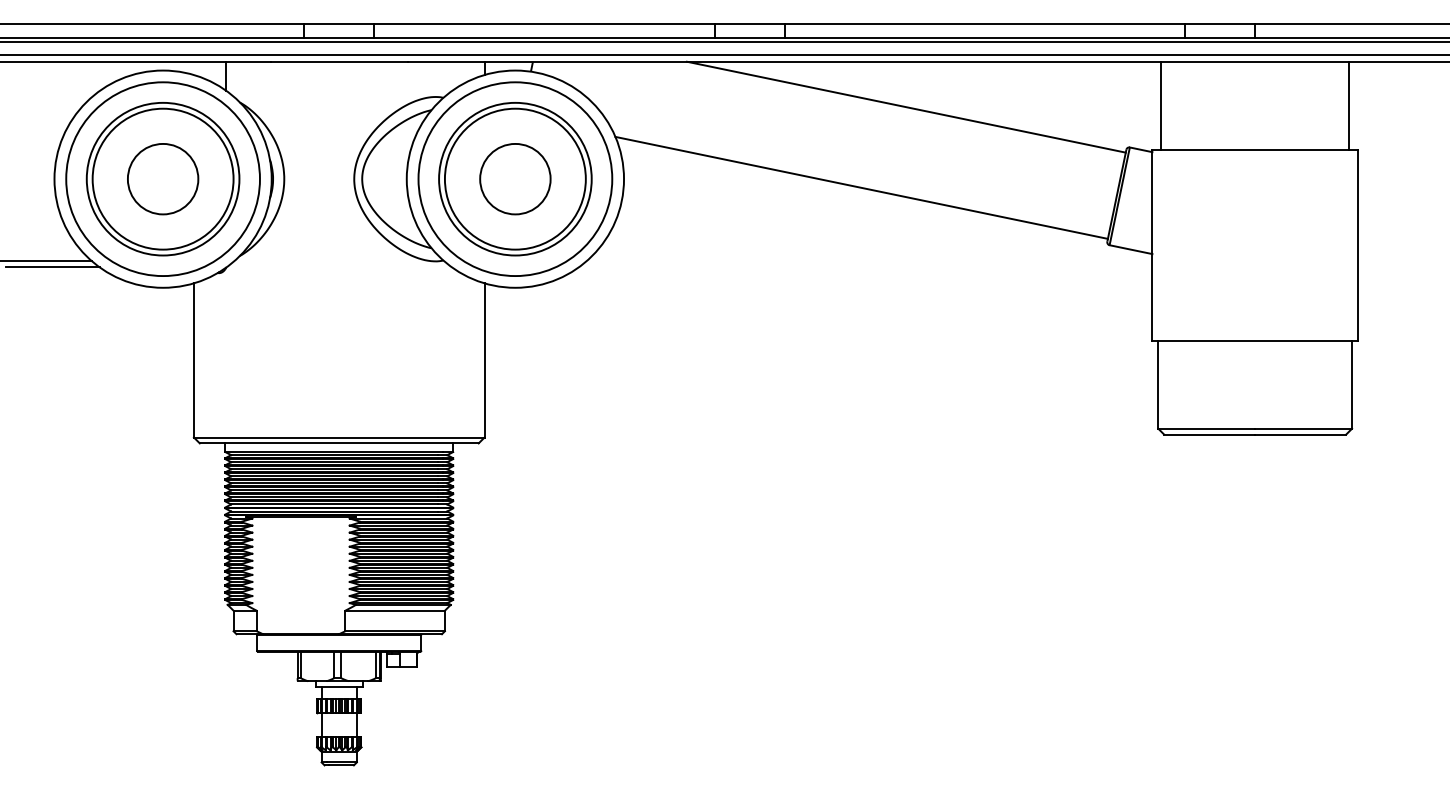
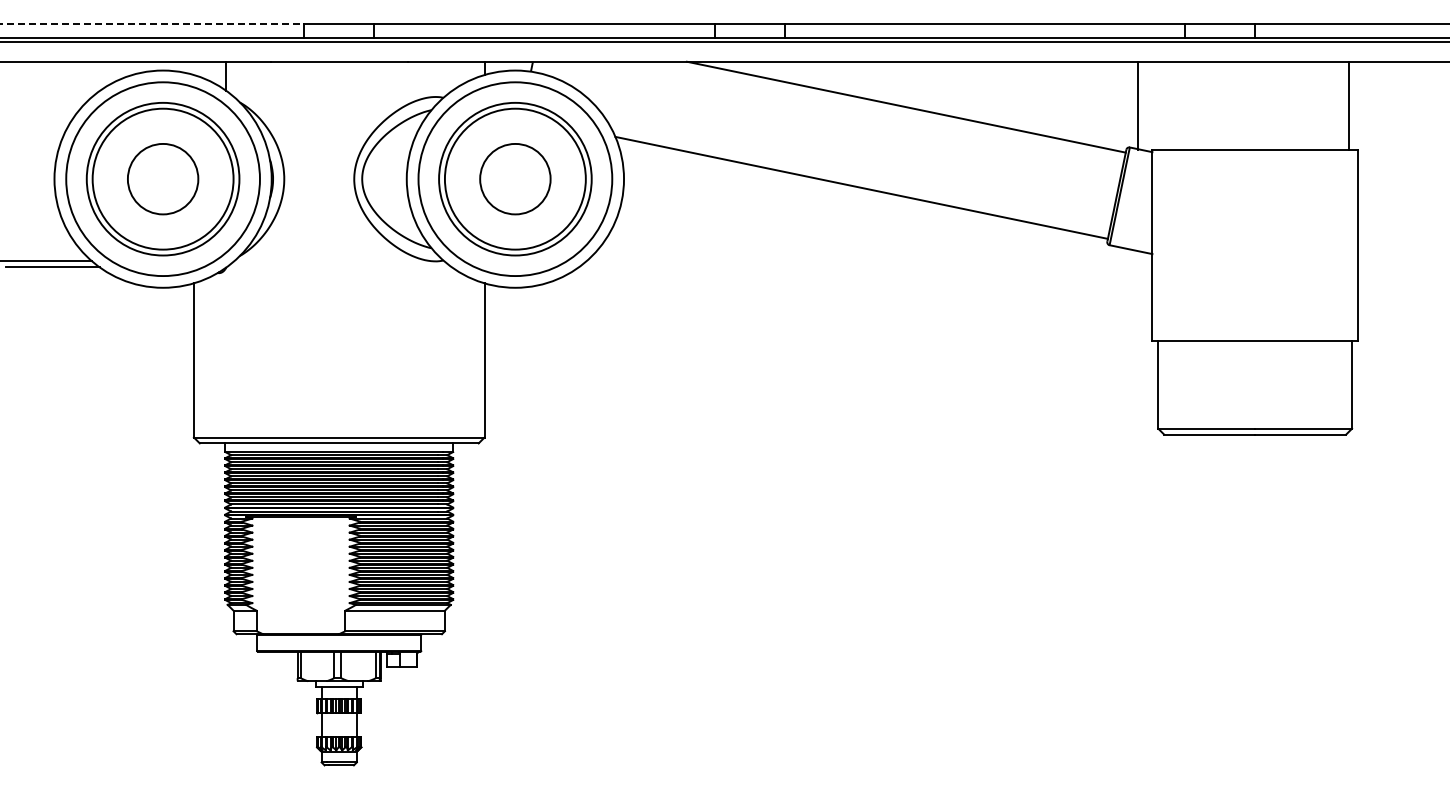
line: solid -> dashed (152, 23)
line: present -> none (724, 54)
line position: (1161, 105) -> (1138, 105) (1138, 105)
